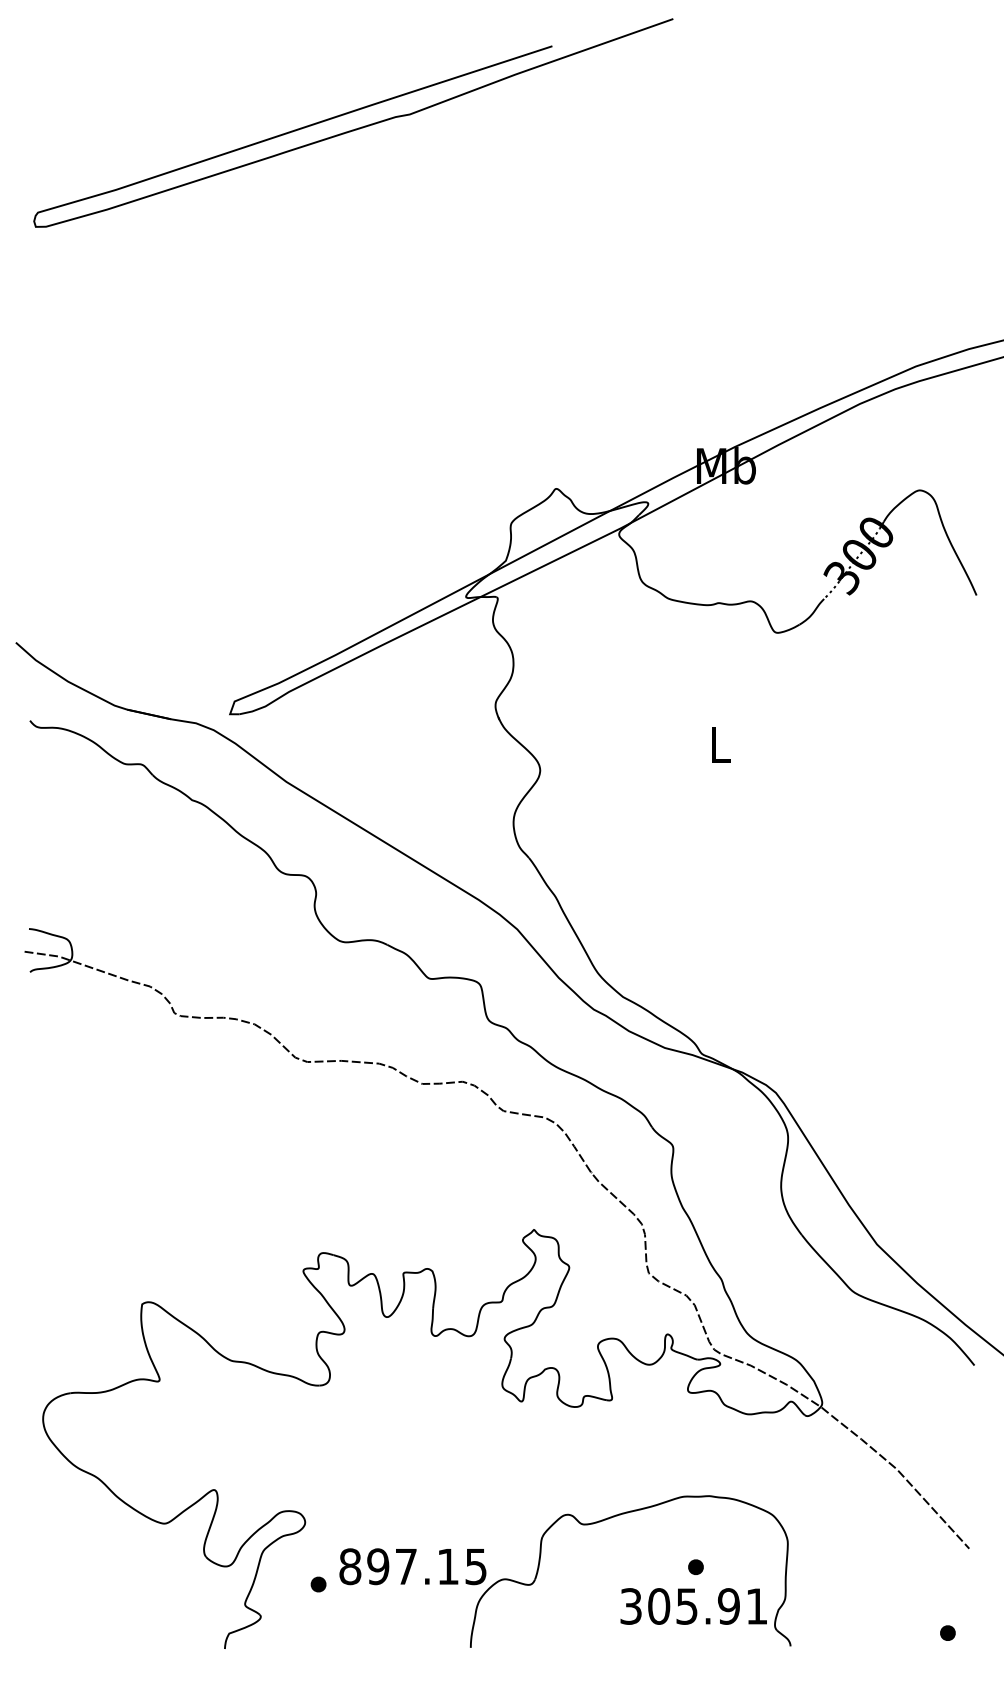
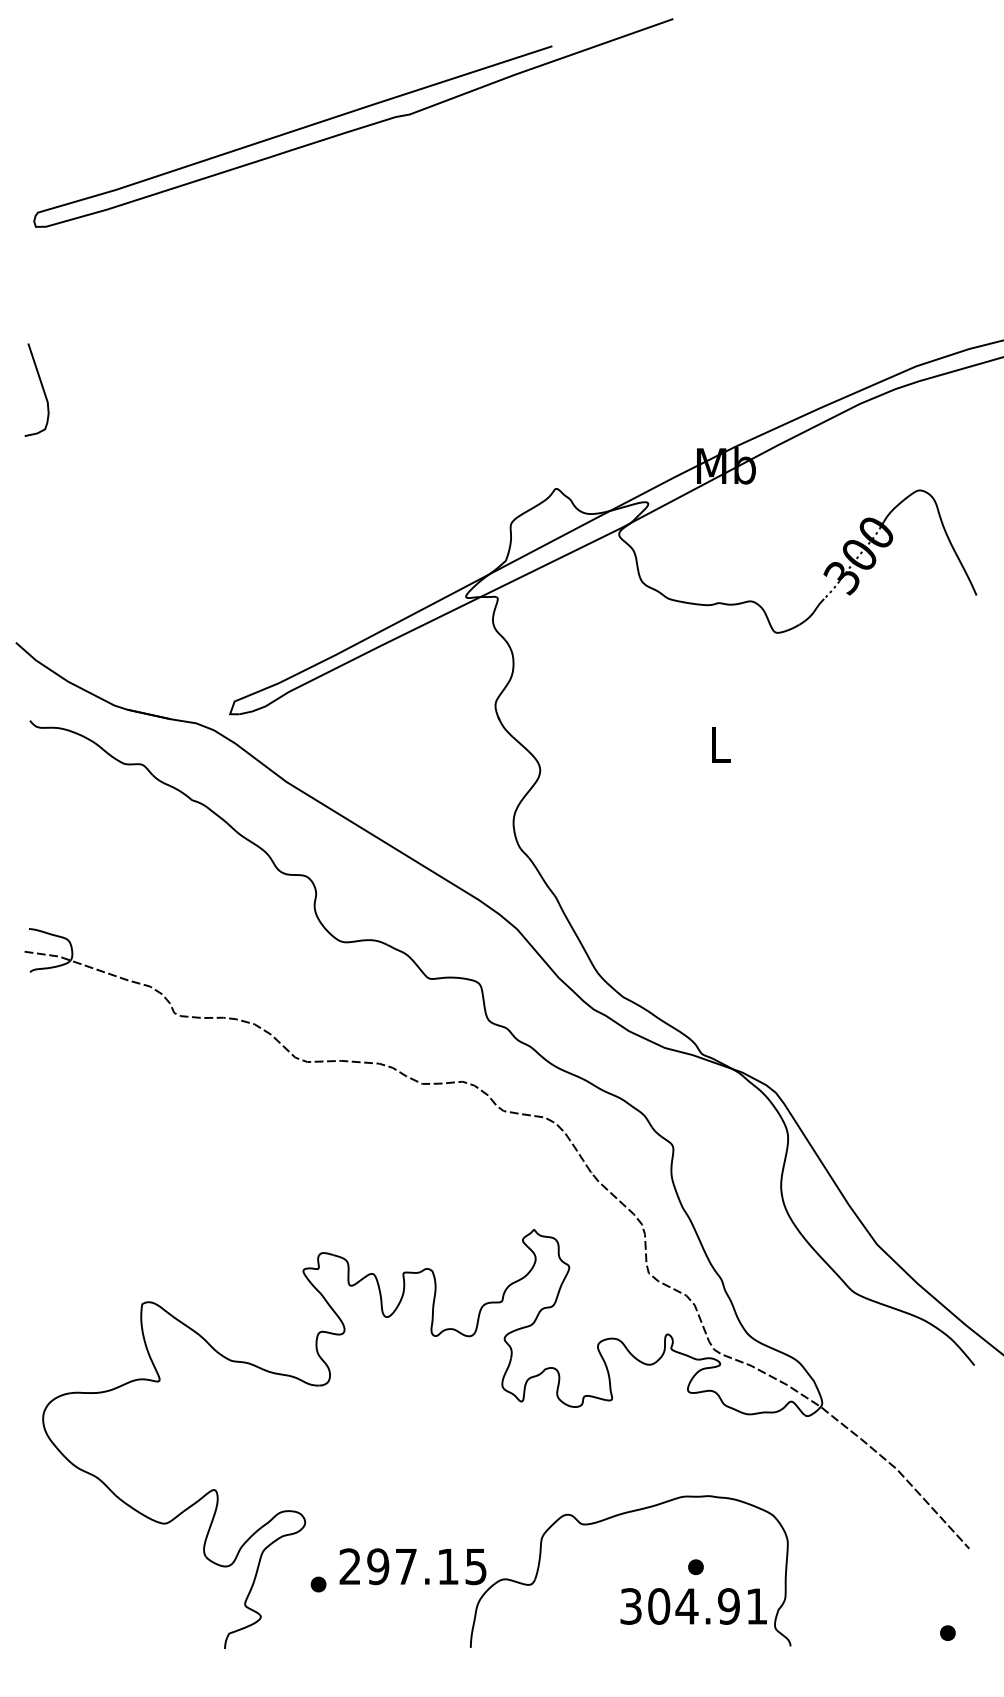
curve: none -> present (41, 387)
text: 897.15 -> 297.15 (350, 1566)
text: 305.91 -> 304.91 (686, 1606)
